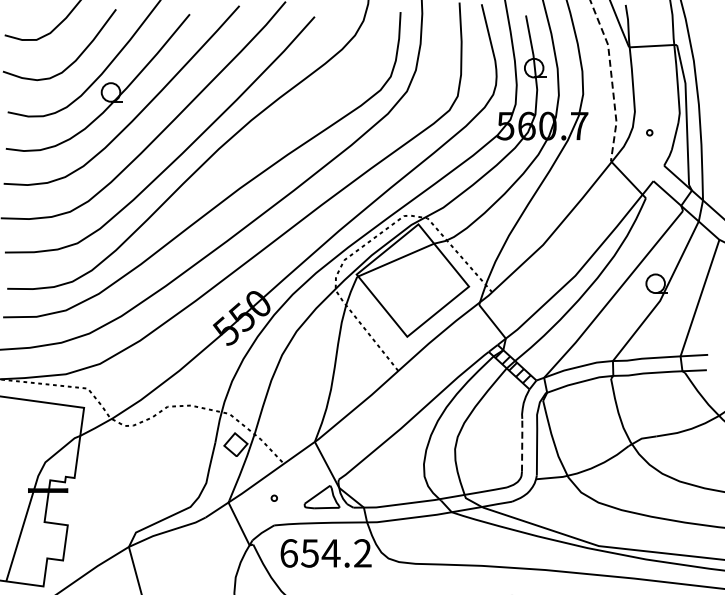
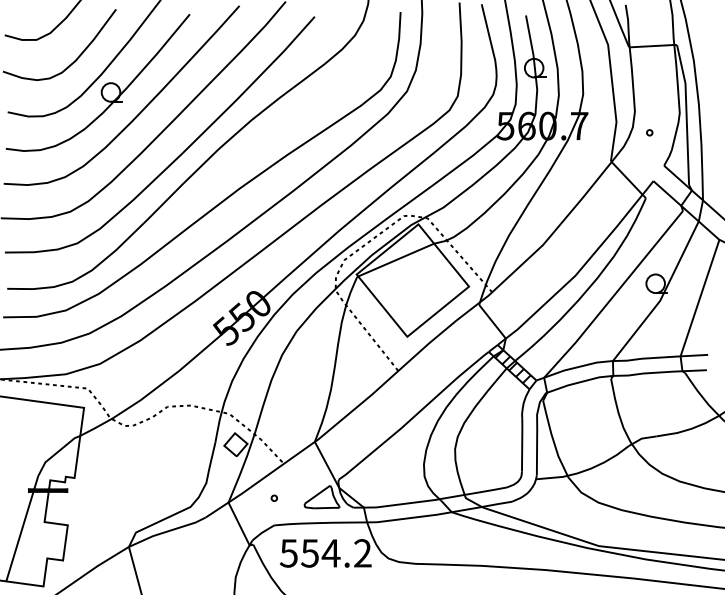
line: dashed -> solid (611, 79)
line: dashed -> solid (522, 443)
text: 654.2 -> 554.2 (288, 553)
